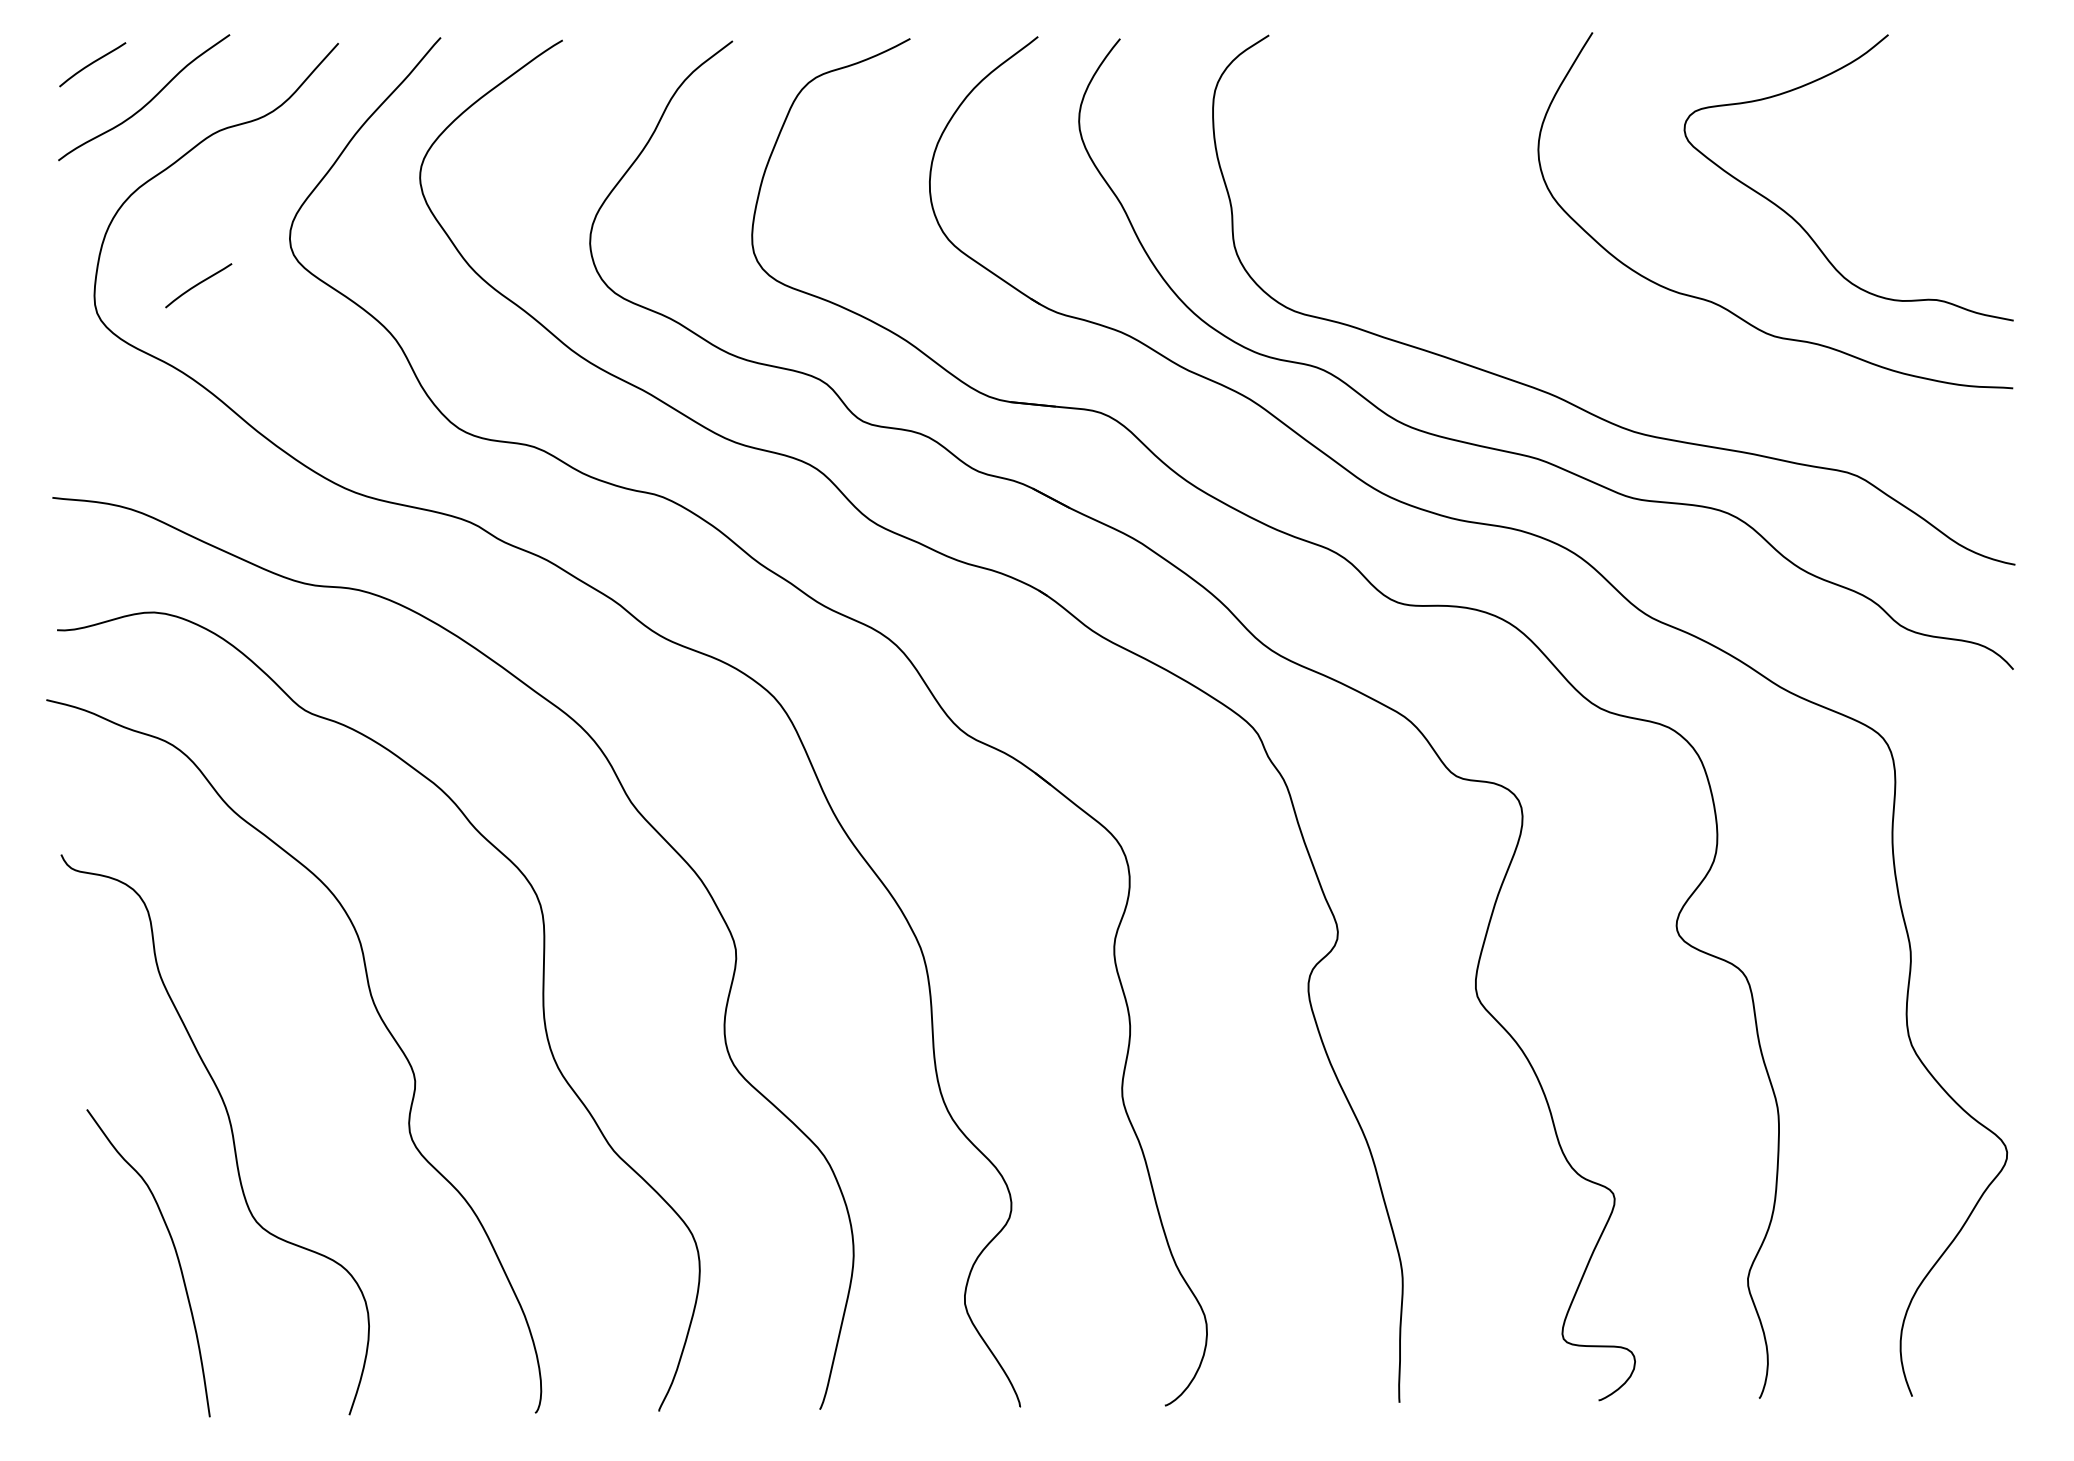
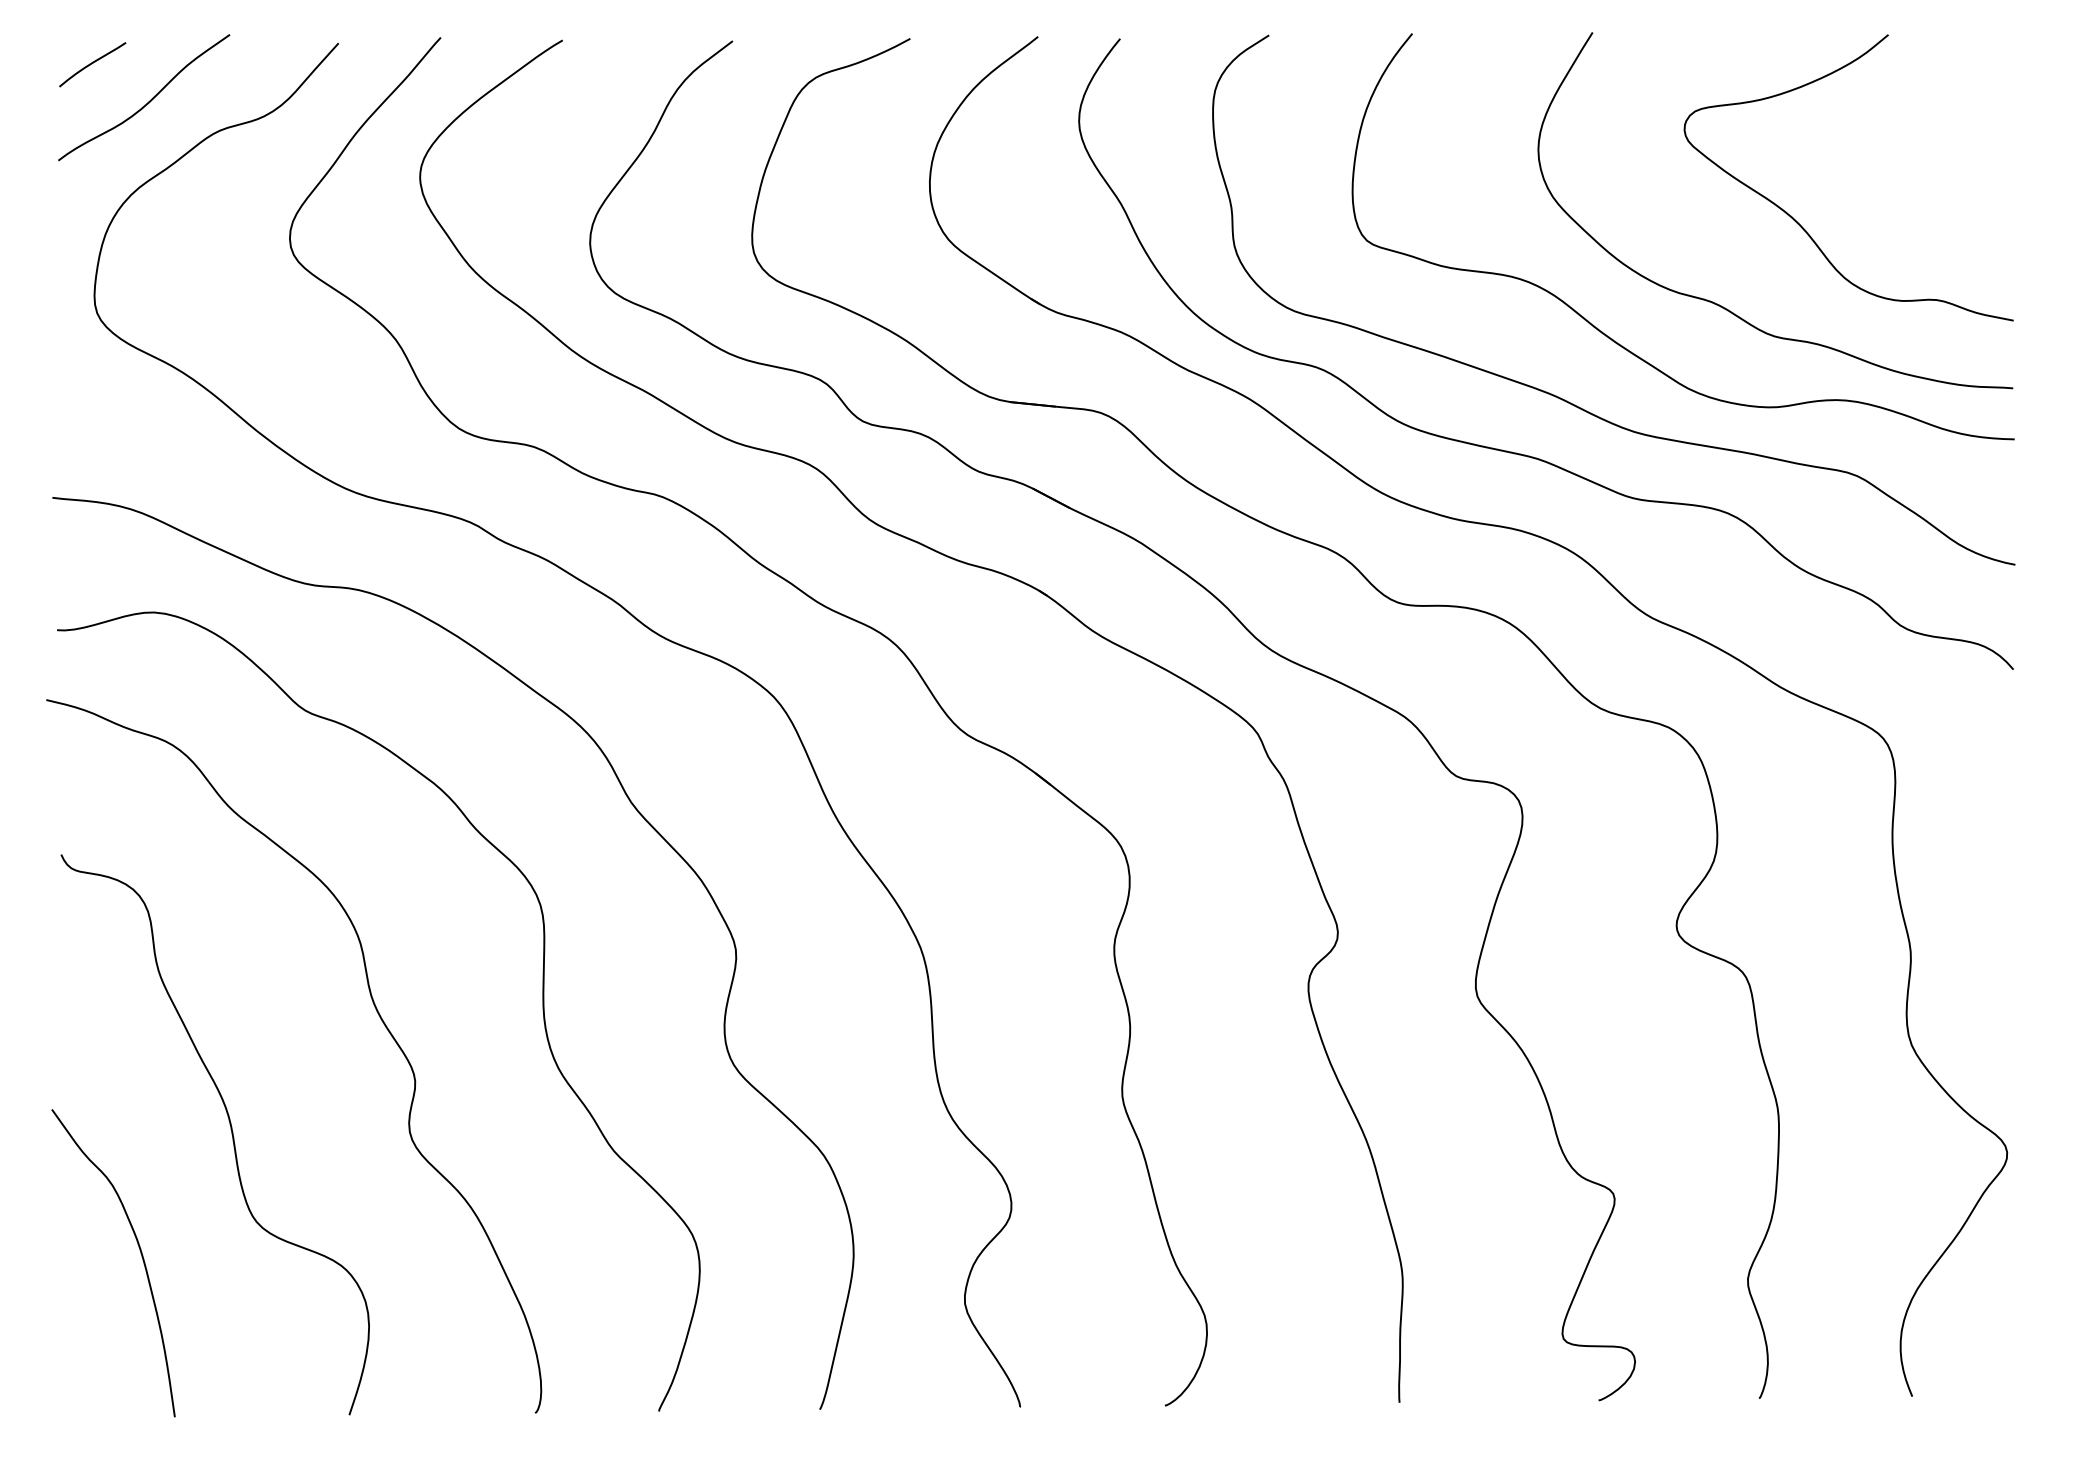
curve: present -> none (198, 285)
curve: none -> present (1612, 338)
curve position: (176, 1257) -> (141, 1257) (141, 1257)
